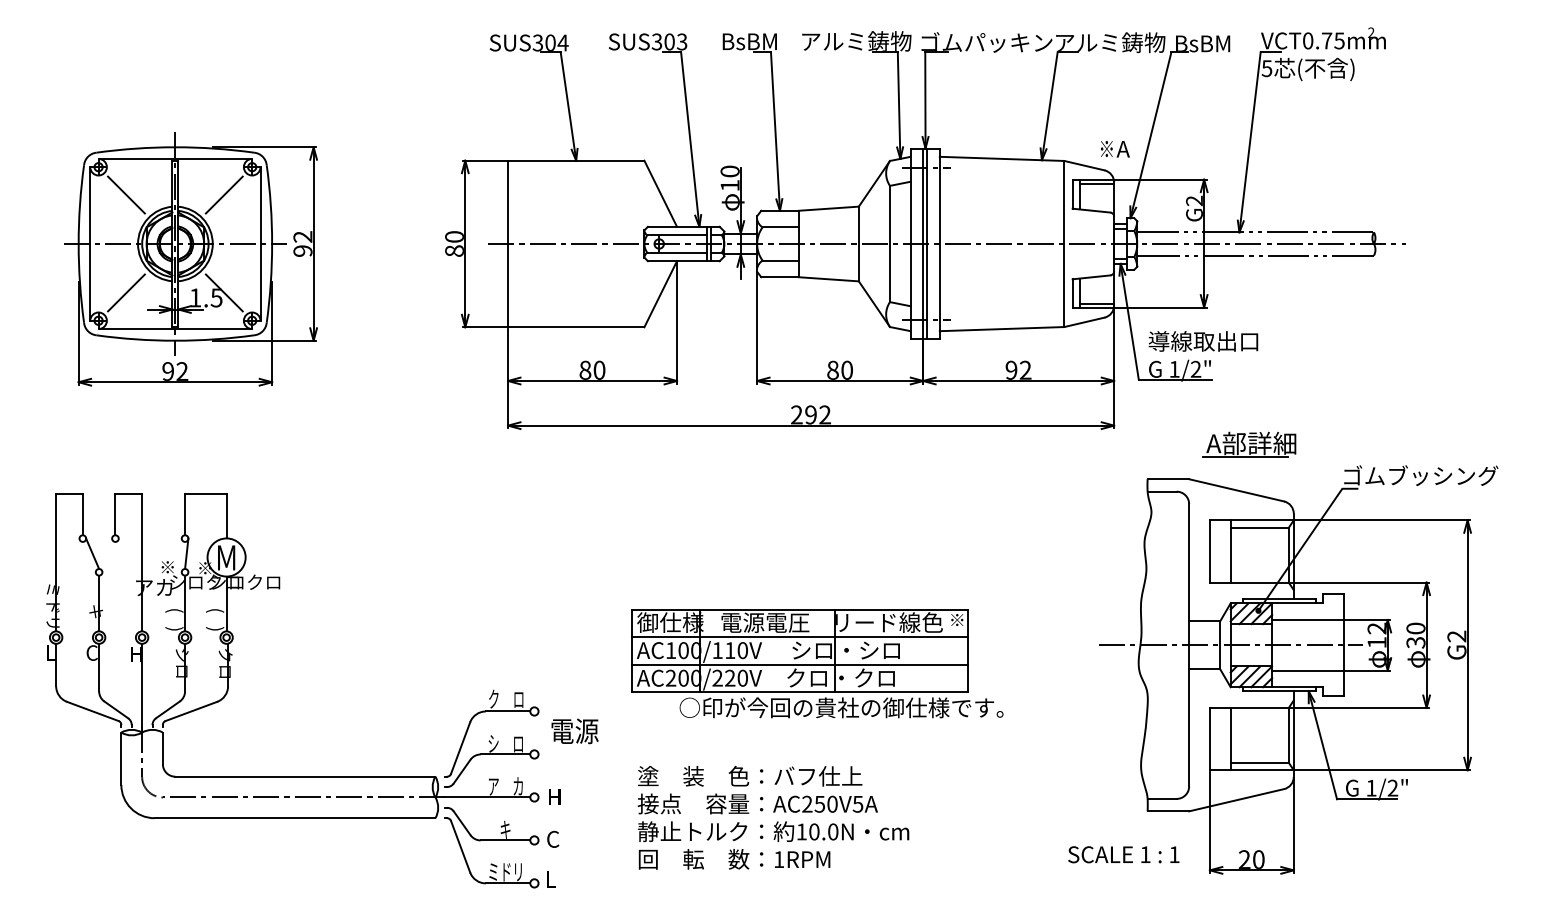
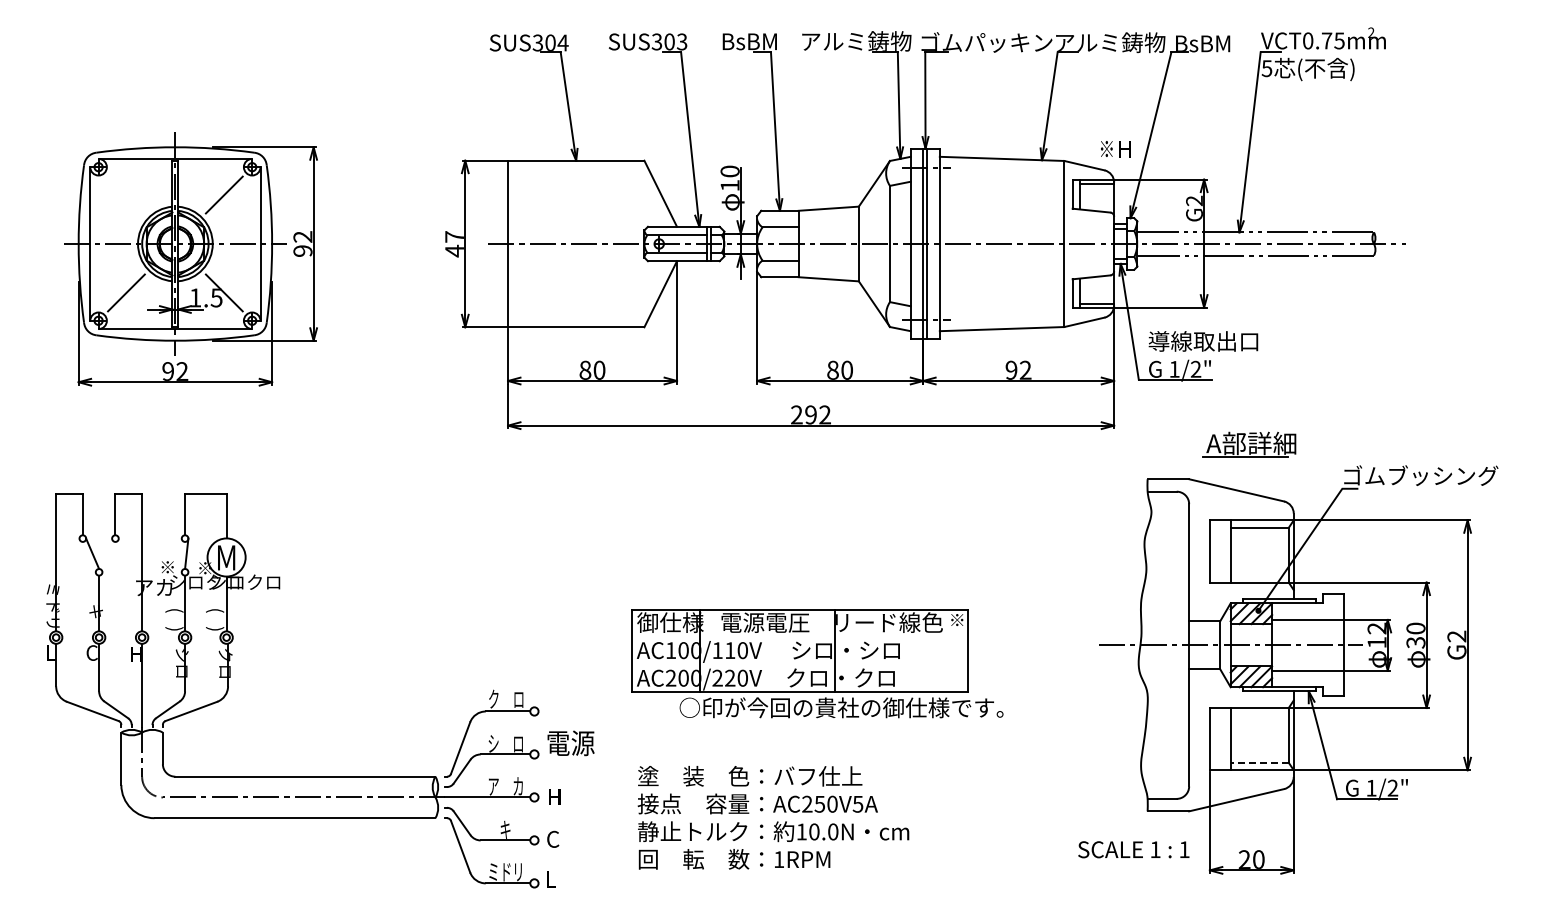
text: A -> H (1123, 149)
line: present -> none (126, 194)
text: 80 -> 47 (454, 244)
line: present -> none (799, 637)
line: present -> none (799, 664)
text position: (574, 731) -> (570, 743) (570, 743)
line: solid -> dashed (1259, 762)
text position: (1123, 854) -> (1133, 849) (1133, 849)
